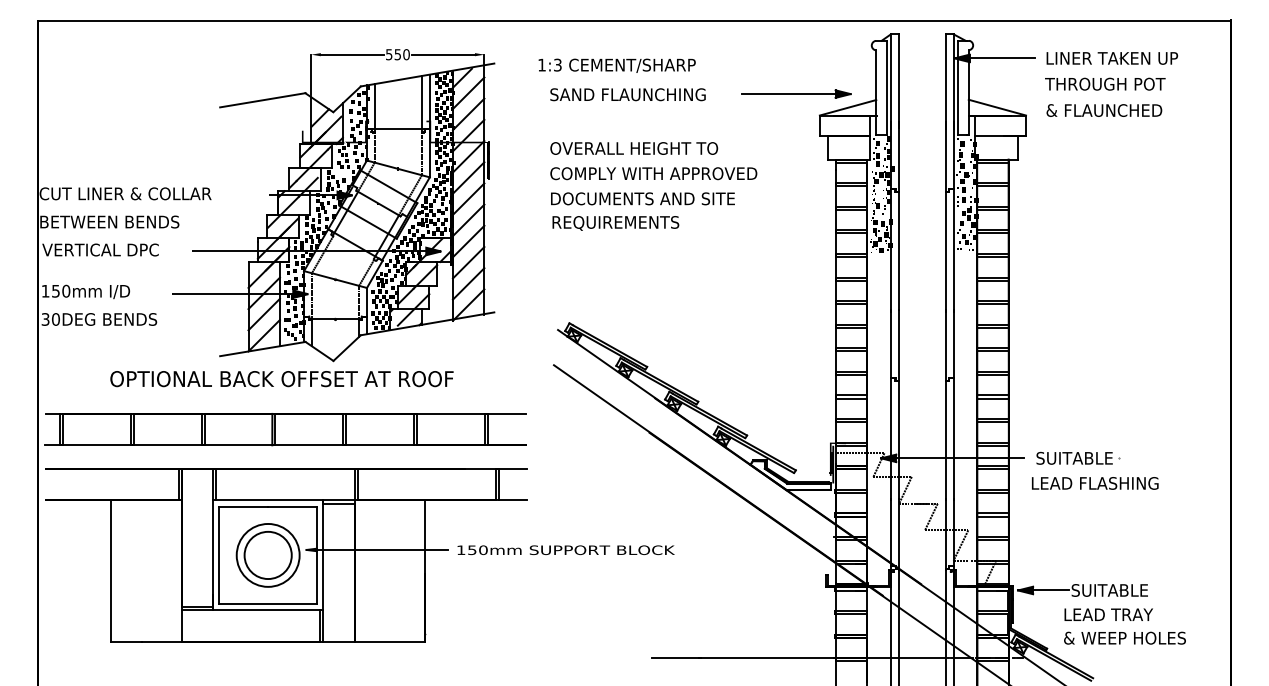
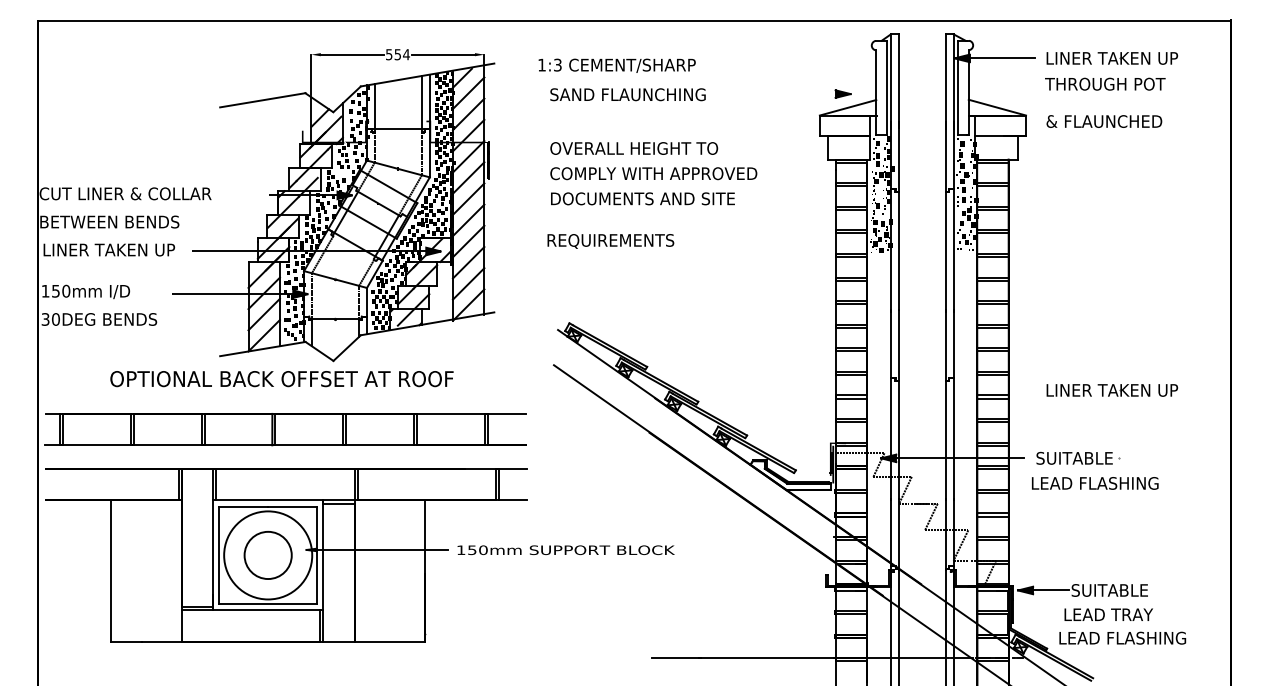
text: 550 -> 554 (406, 54)
line: present -> none (794, 93)
text position: (1104, 110) -> (1104, 121) (1104, 121)
text position: (615, 223) -> (610, 241) (610, 241)
text: VERTICAL DPC -> LINER TAKEN UP (108, 249)
part: none -> present (1112, 390)
circle diameter: 63 px -> 88 px (268, 555)
text: & WEEP HOLES -> LEAD FLASHING (1122, 637)
